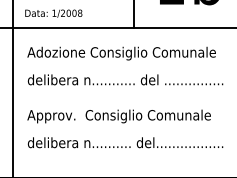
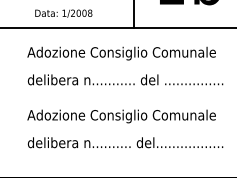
text position: (53, 13) -> (63, 13) (63, 13)
line: present -> none (12, 88)
text: Approv.  Consiglio Comunale -> Adozione Consiglio Comunale (125, 116)
